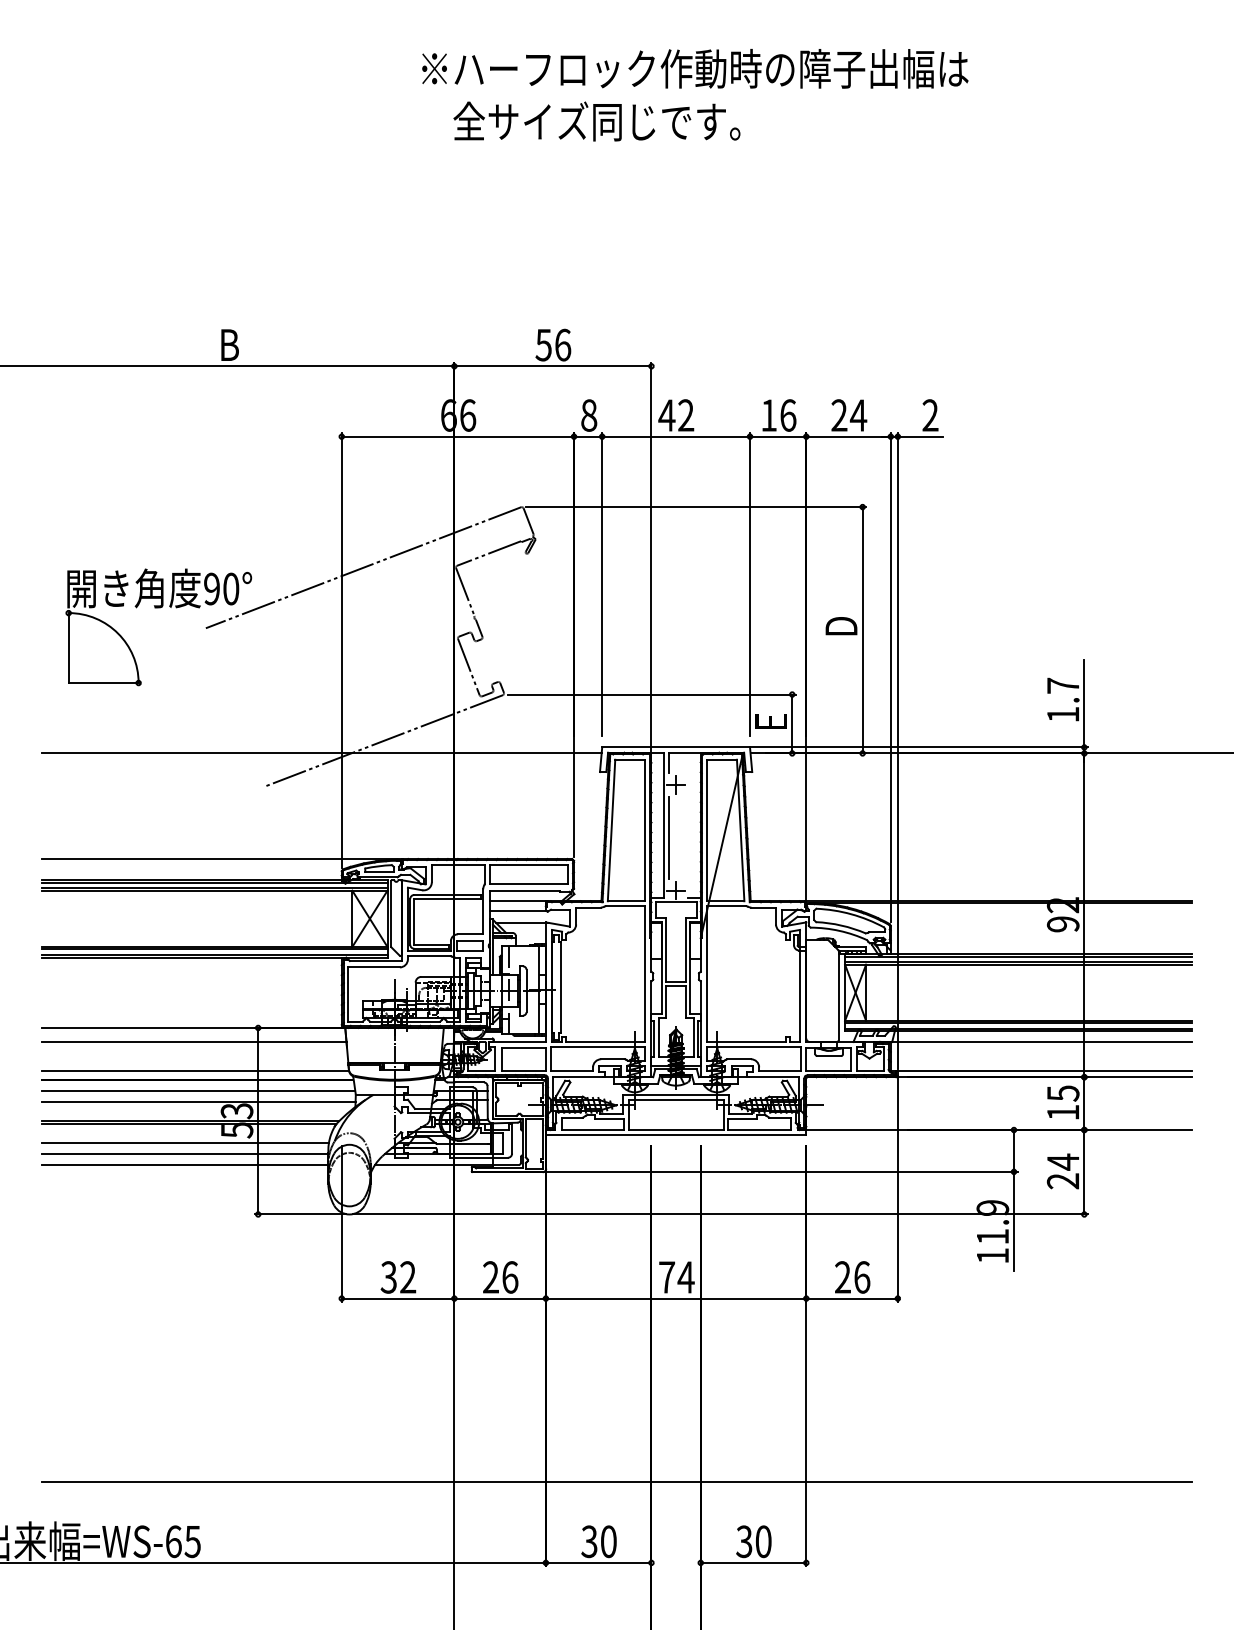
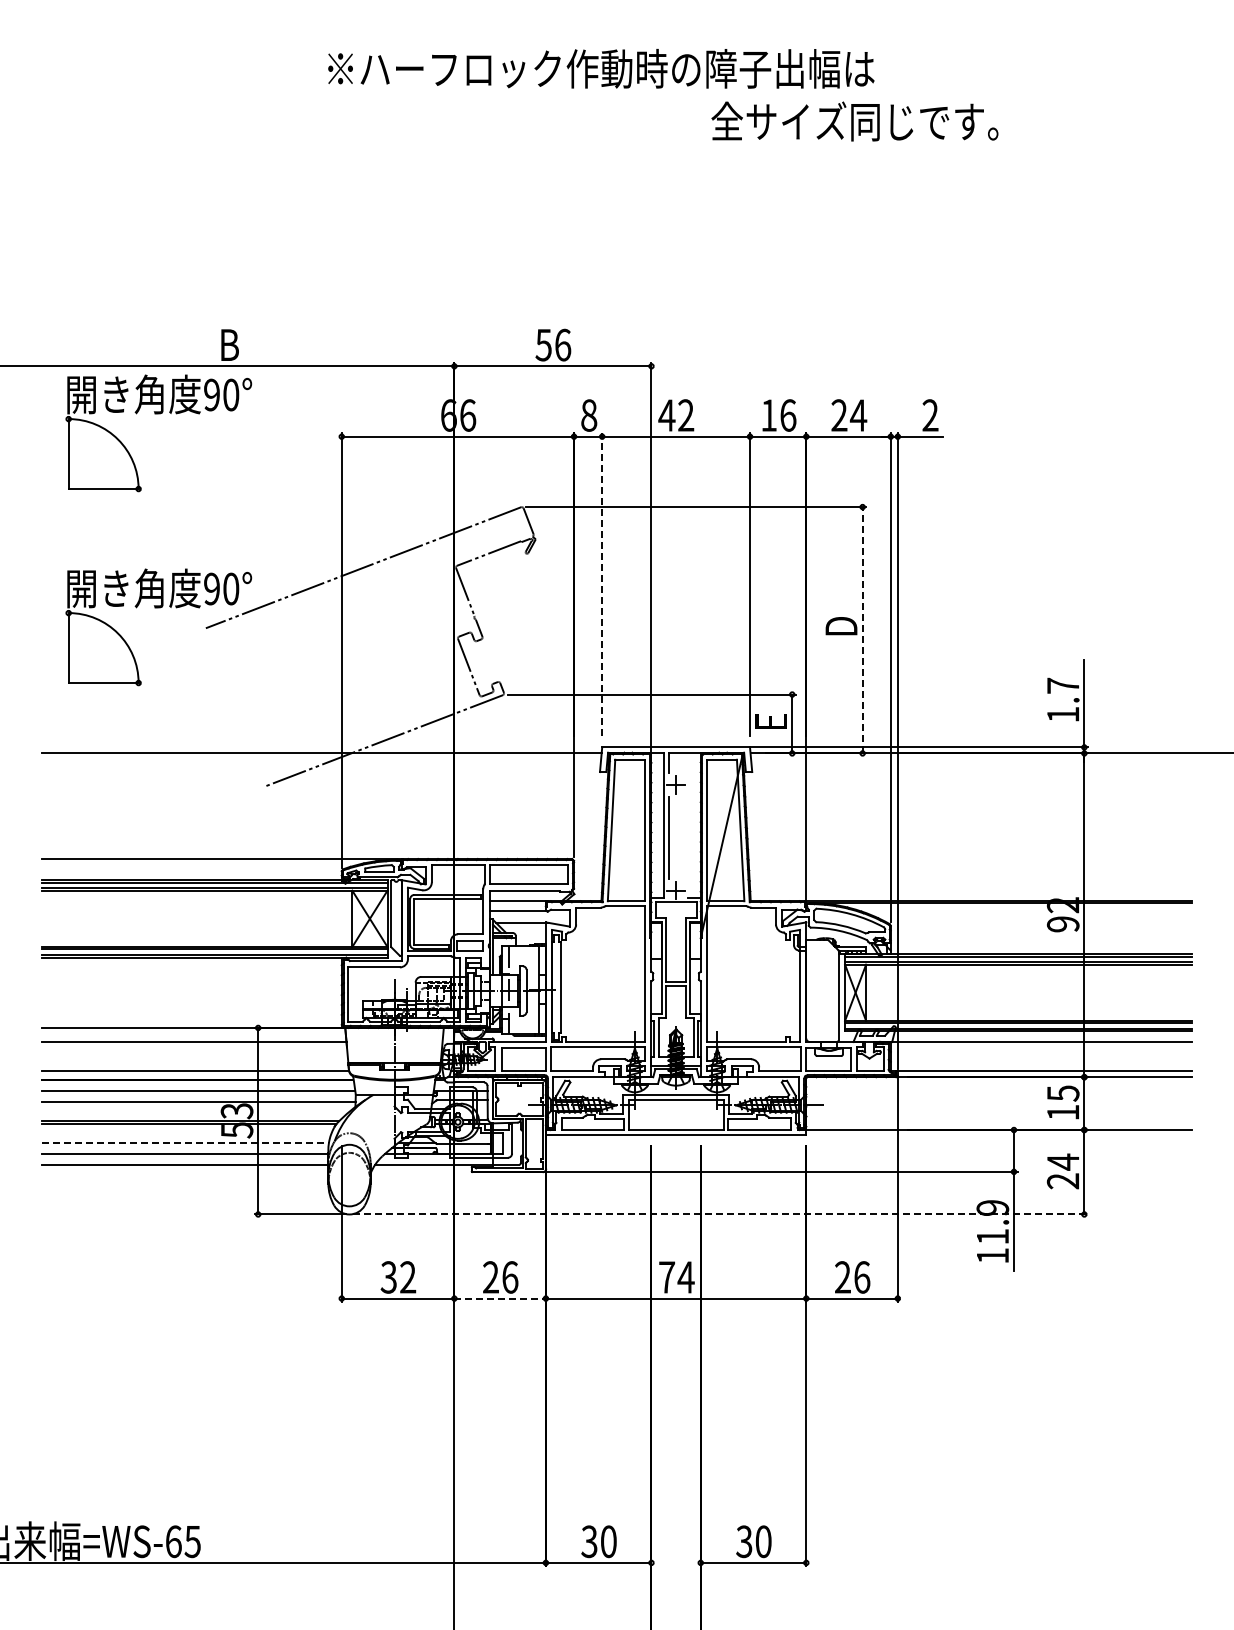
text position: (695, 68) -> (601, 68) (601, 68)
text position: (596, 121) -> (854, 121) (854, 121)
part: none -> present (158, 414)
line: solid -> dashed (602, 584)
line: solid -> dashed (862, 629)
line: solid -> dashed (186, 1142)
line: solid -> dashed (720, 1214)
line: solid -> dashed (500, 1298)
line: present -> none (616, 1481)
